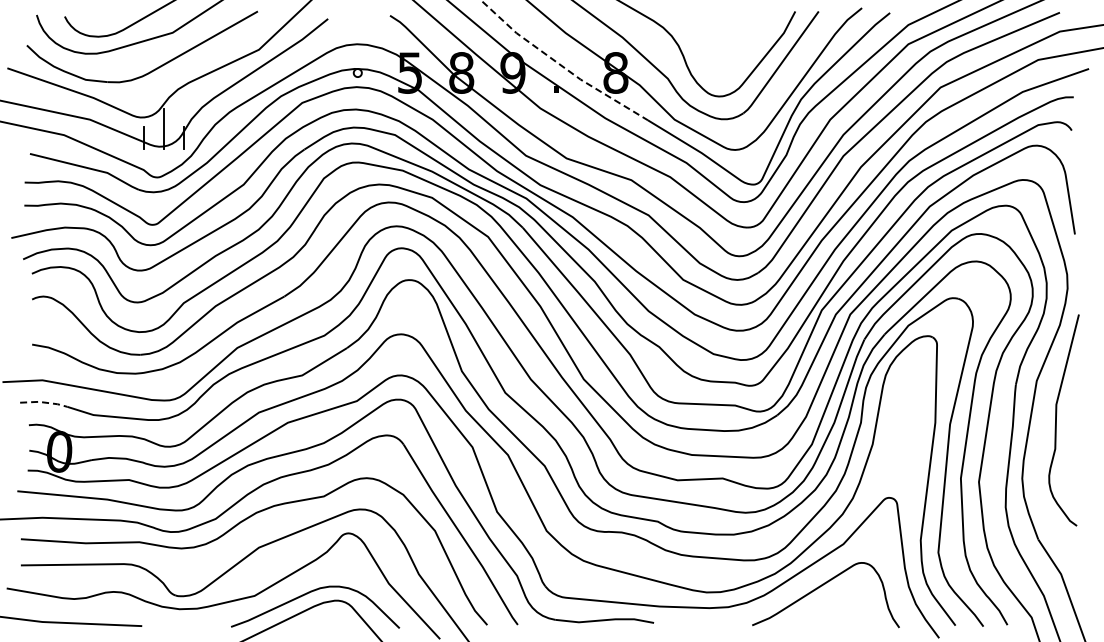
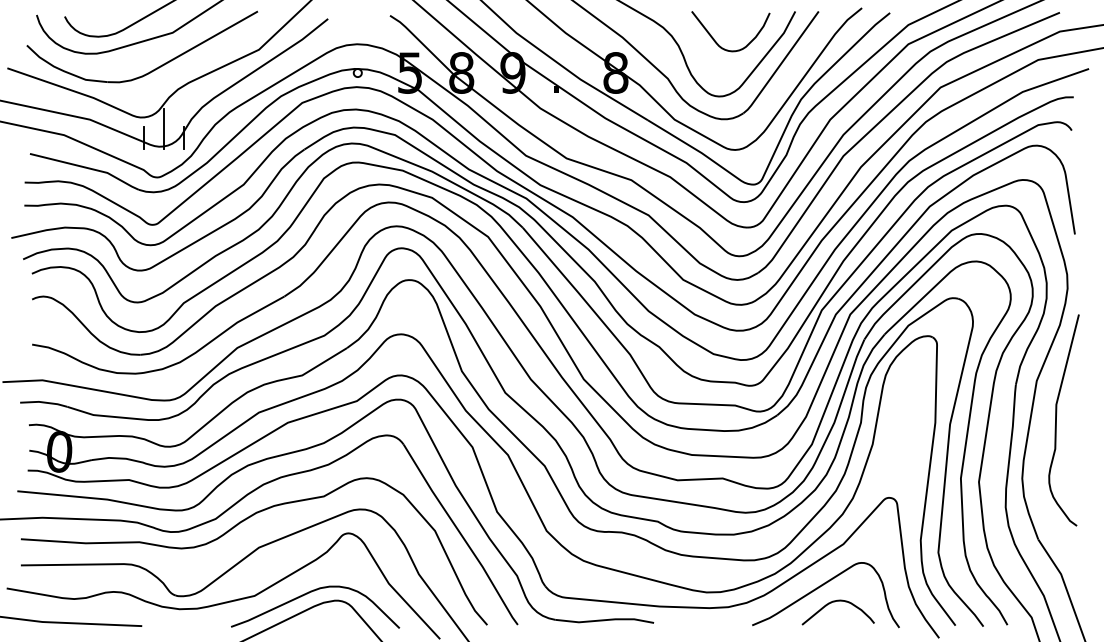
curve: none -> present (718, 43)
line: dashed -> solid (560, 65)
line: dashed -> solid (43, 402)
curve: none -> present (835, 602)
